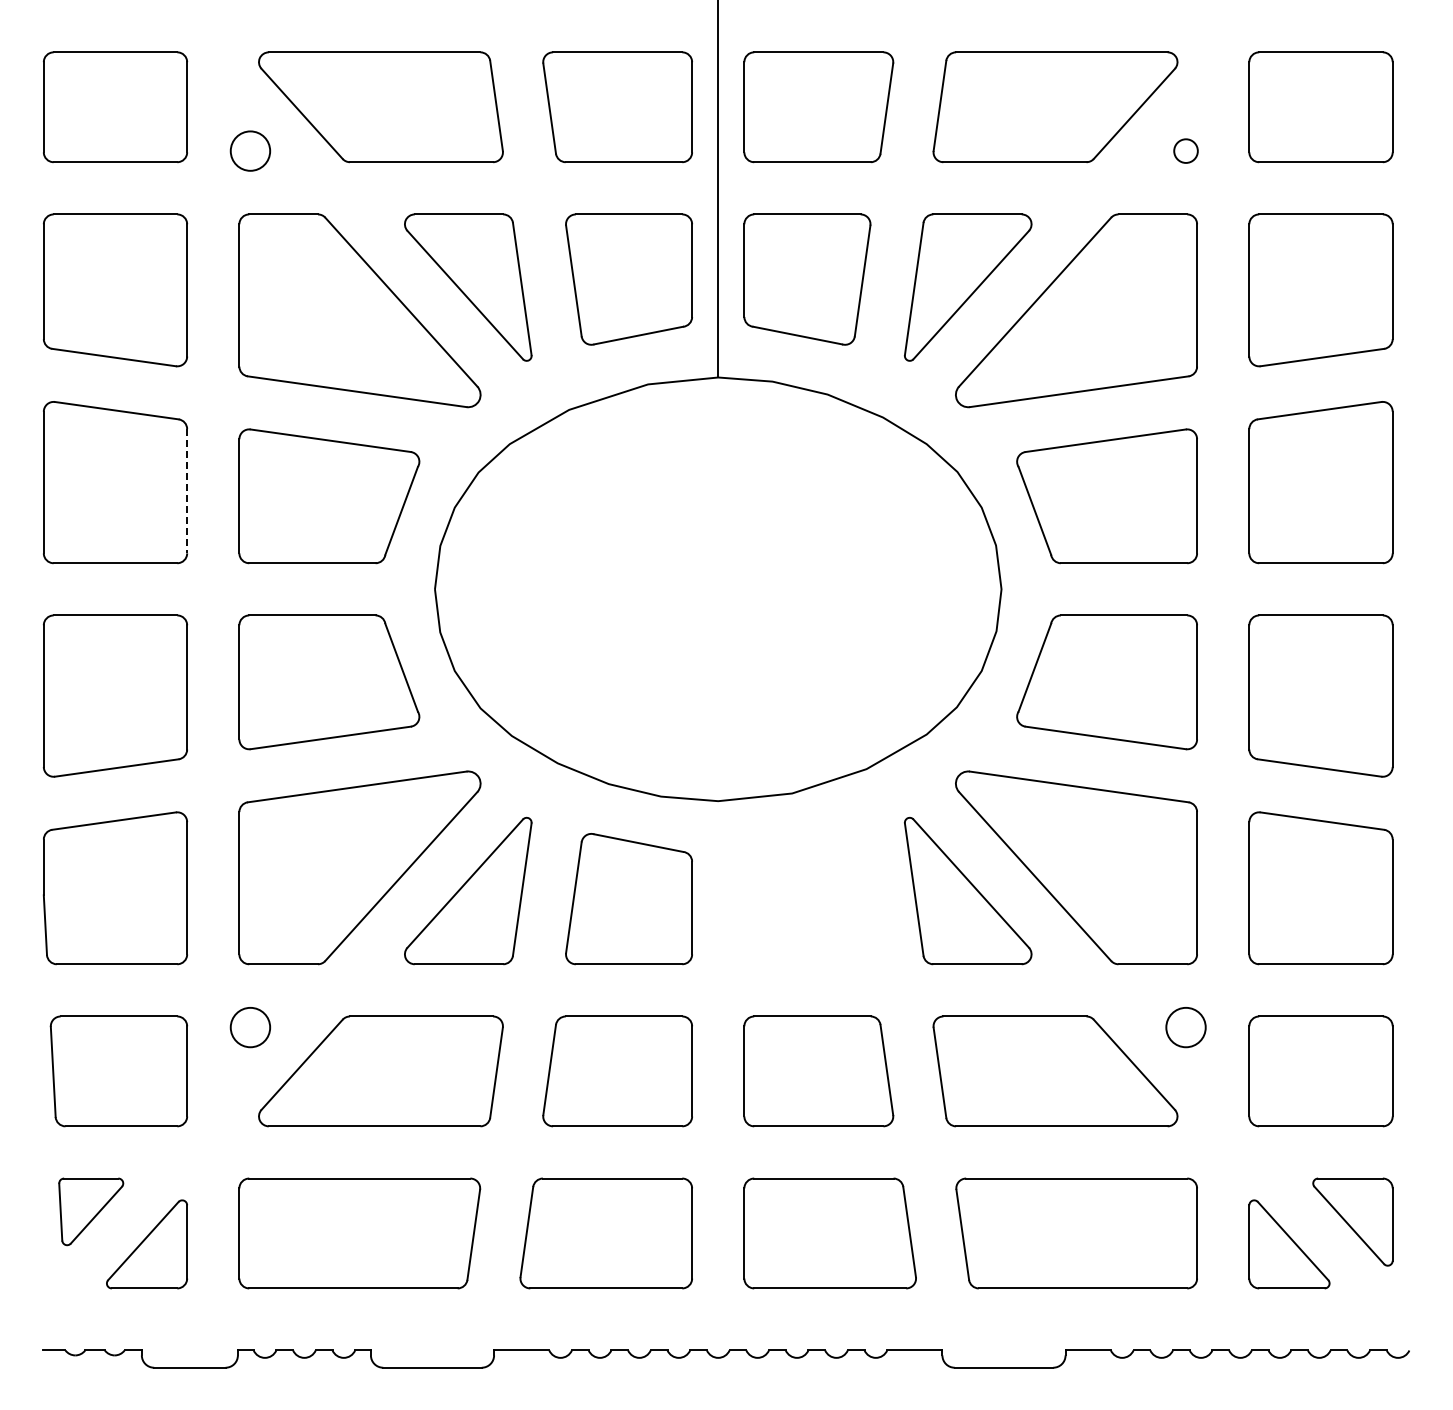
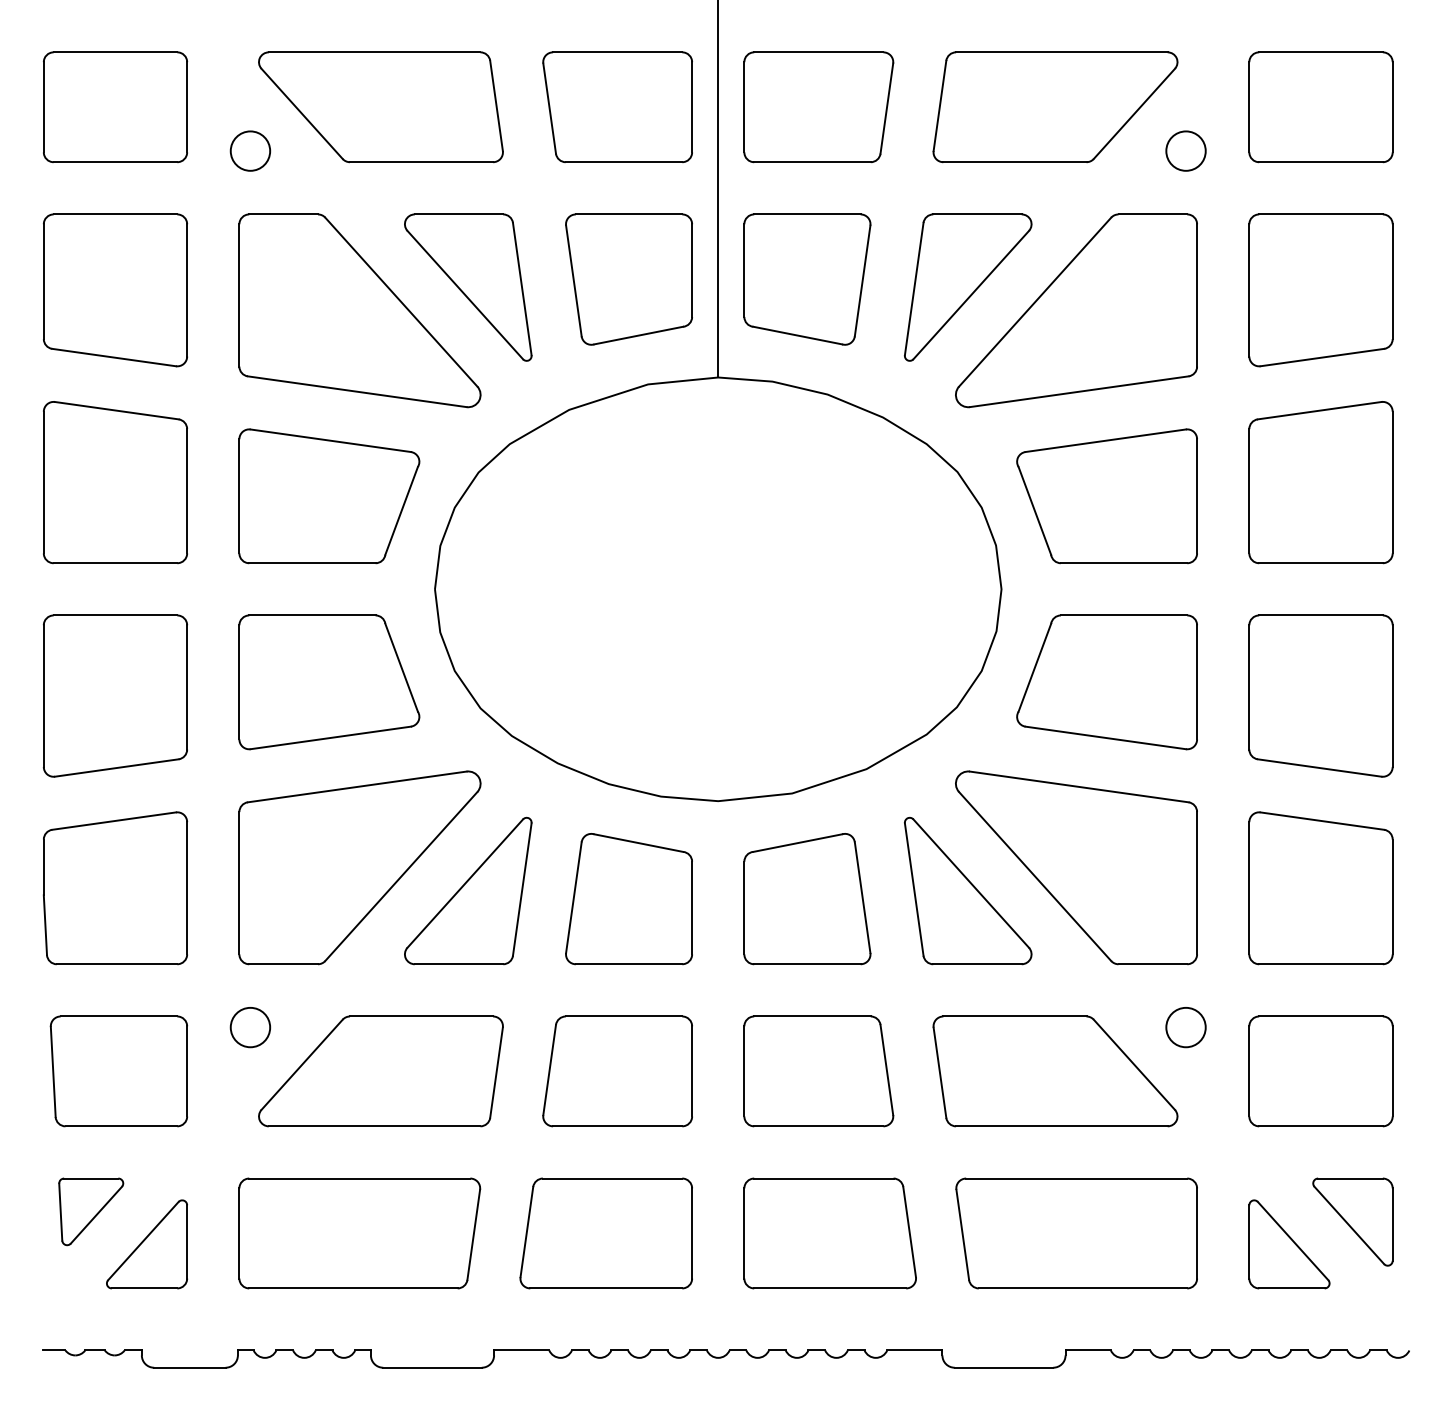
circle diameter: 24 px -> 39 px (1185, 150)
line: dashed -> solid (187, 491)
part: none -> present (807, 899)
